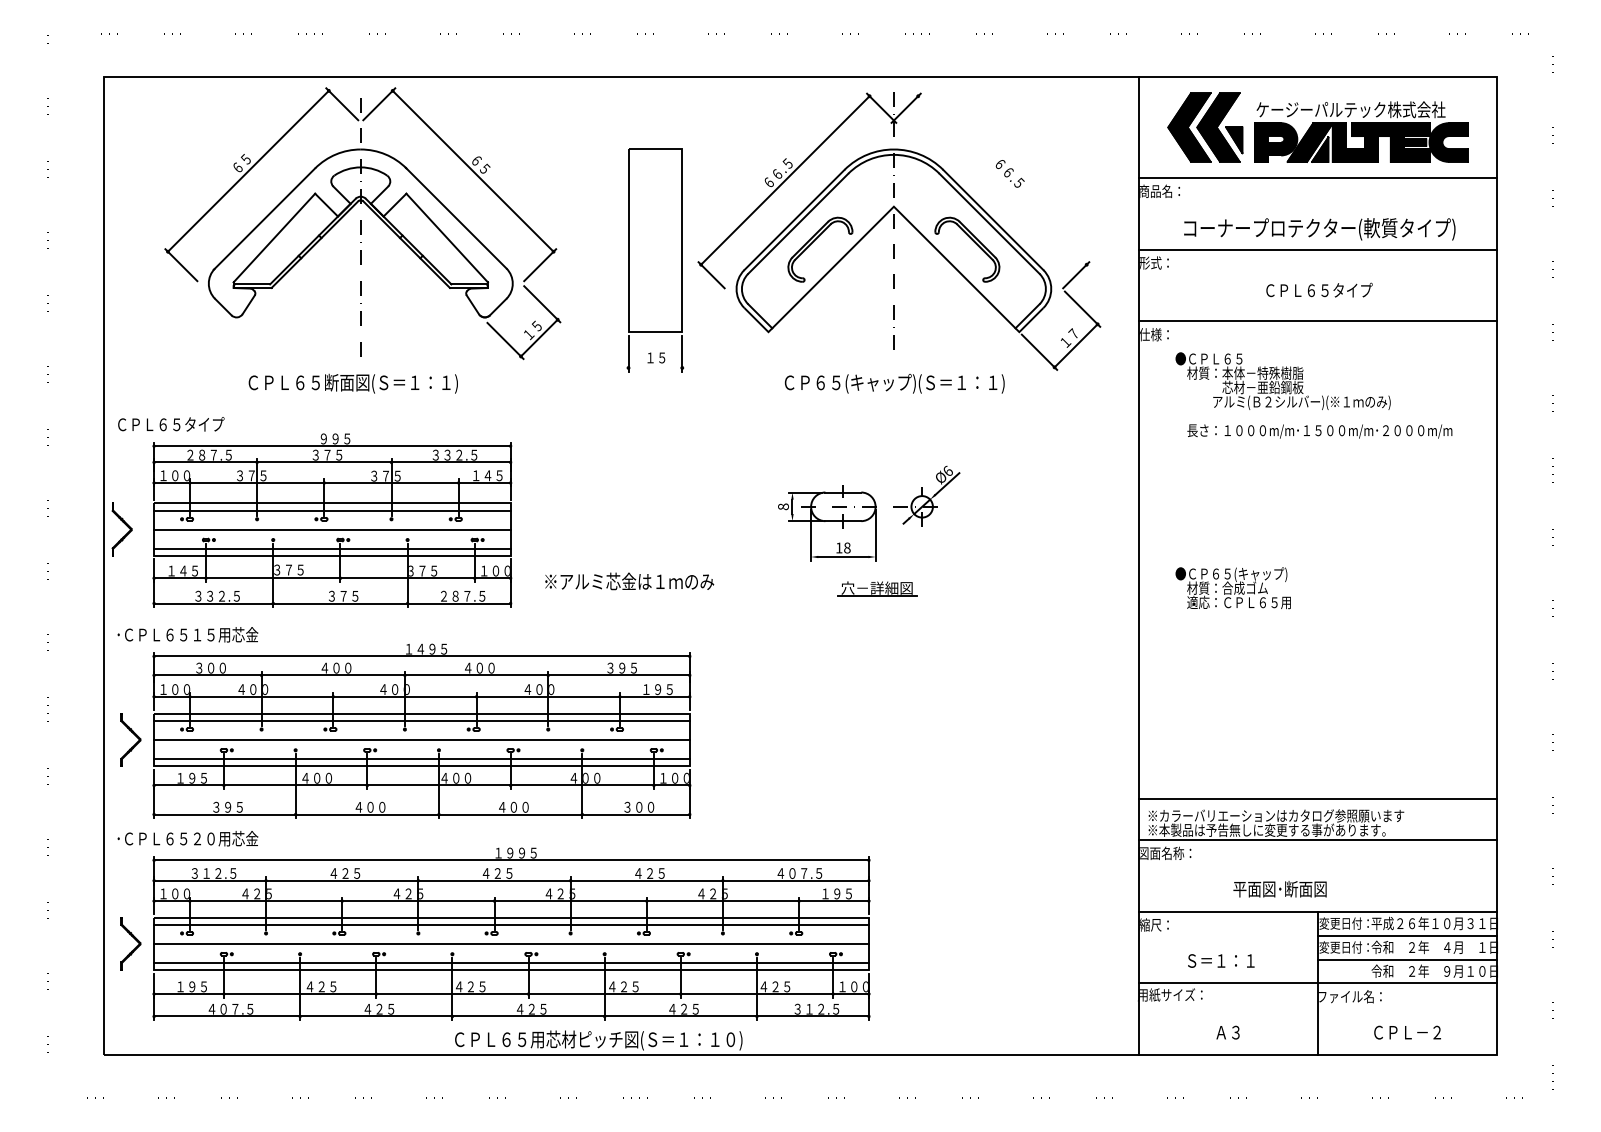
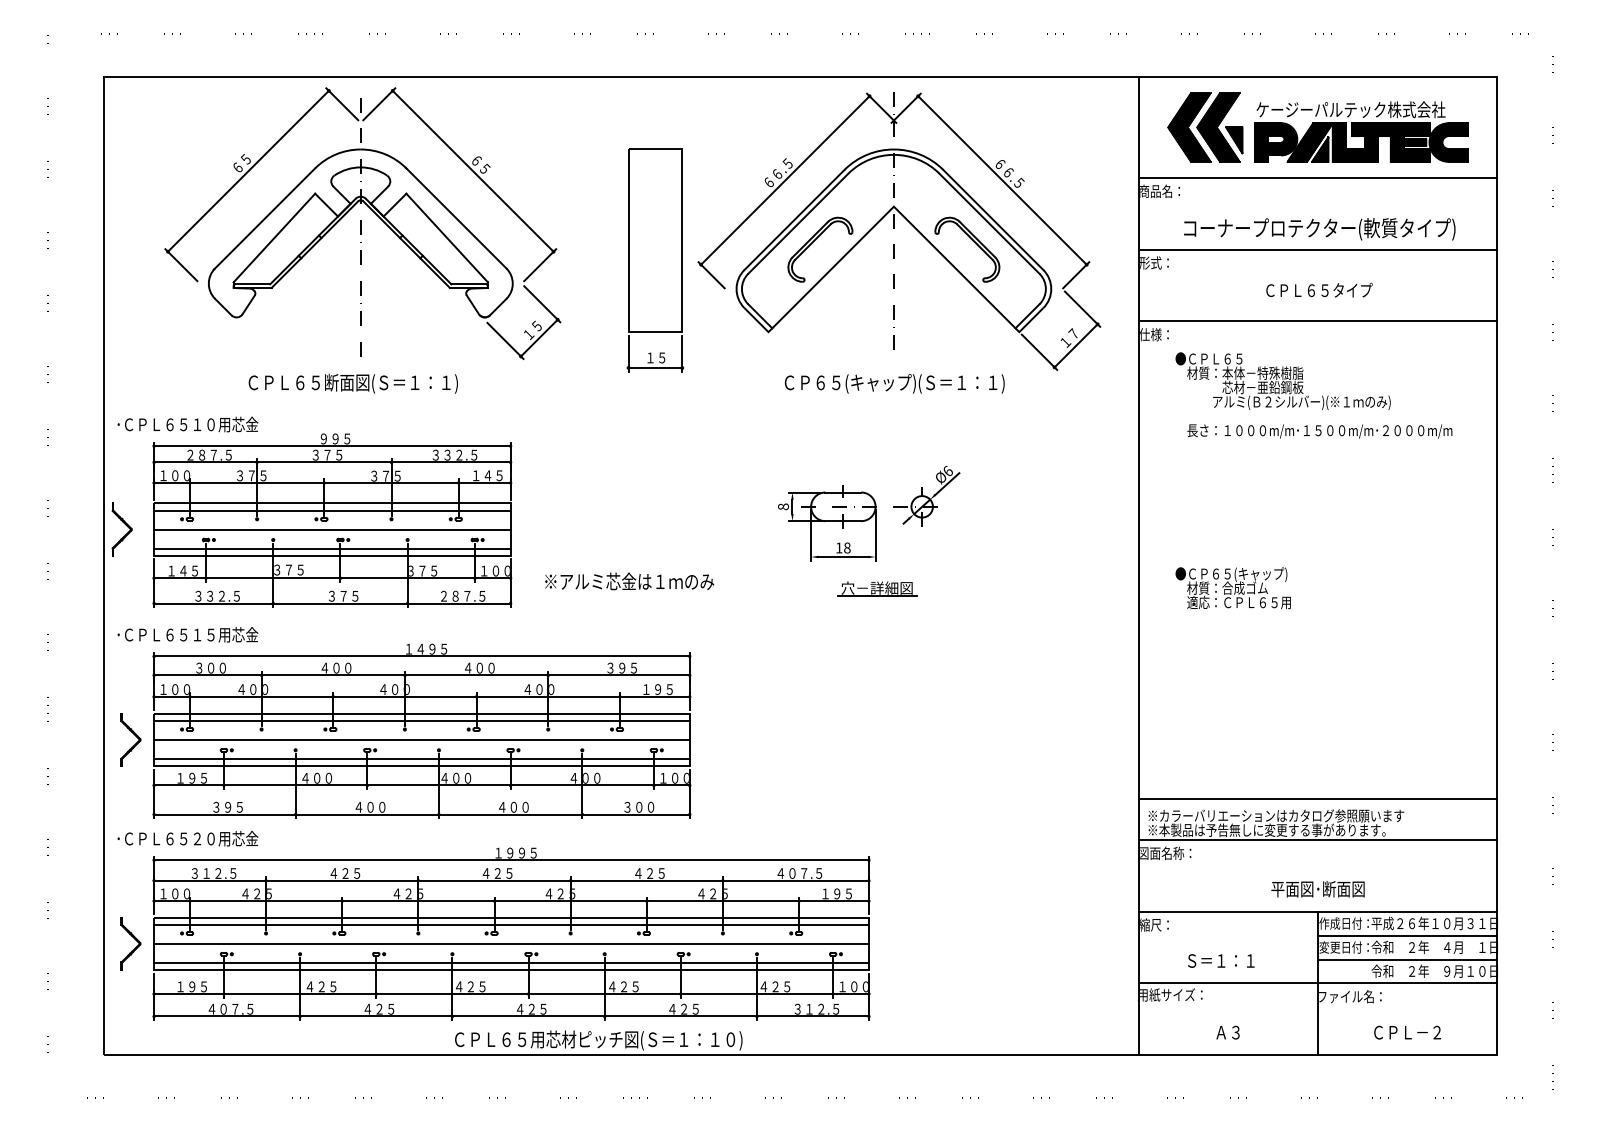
line: none -> present (1002, 180)
line: none -> present (655, 367)
text: ＣＰＬ６５タイプ -> ･ＣＰＬ６５１０用芯金 (187, 424)
text position: (1279, 889) -> (1317, 889) (1317, 889)
text: 変更日付： -> 作成日付： (1329, 923)
